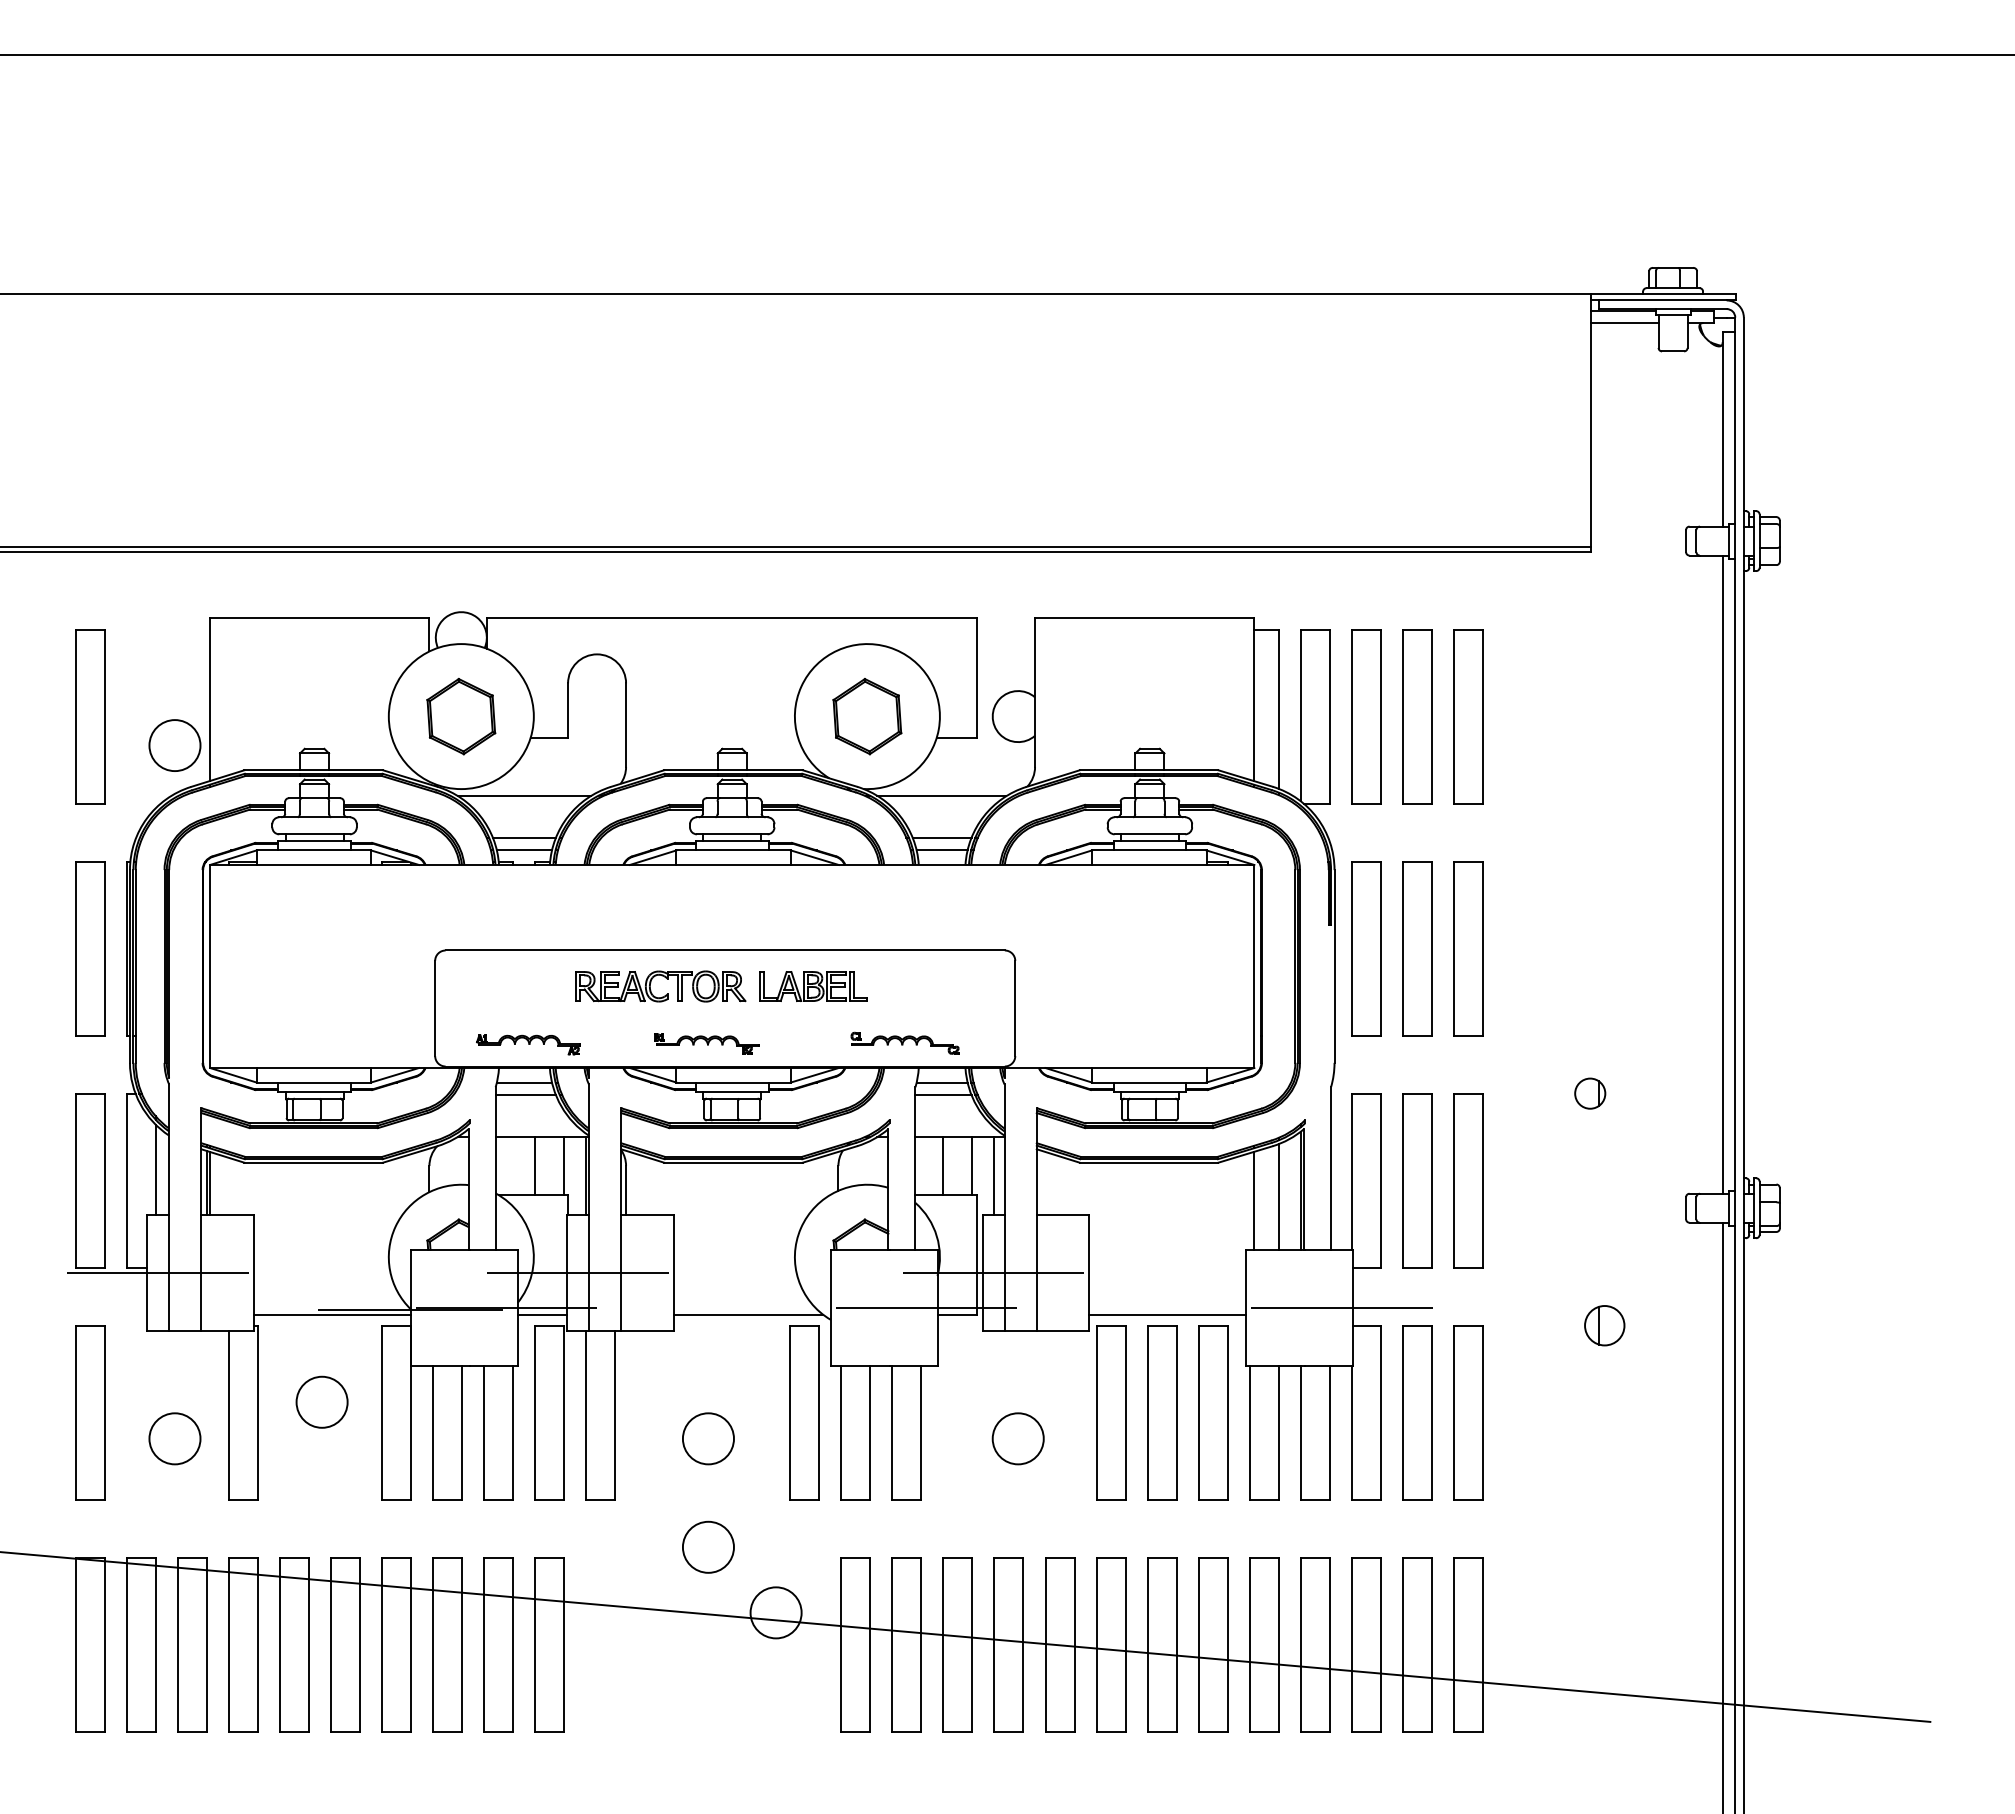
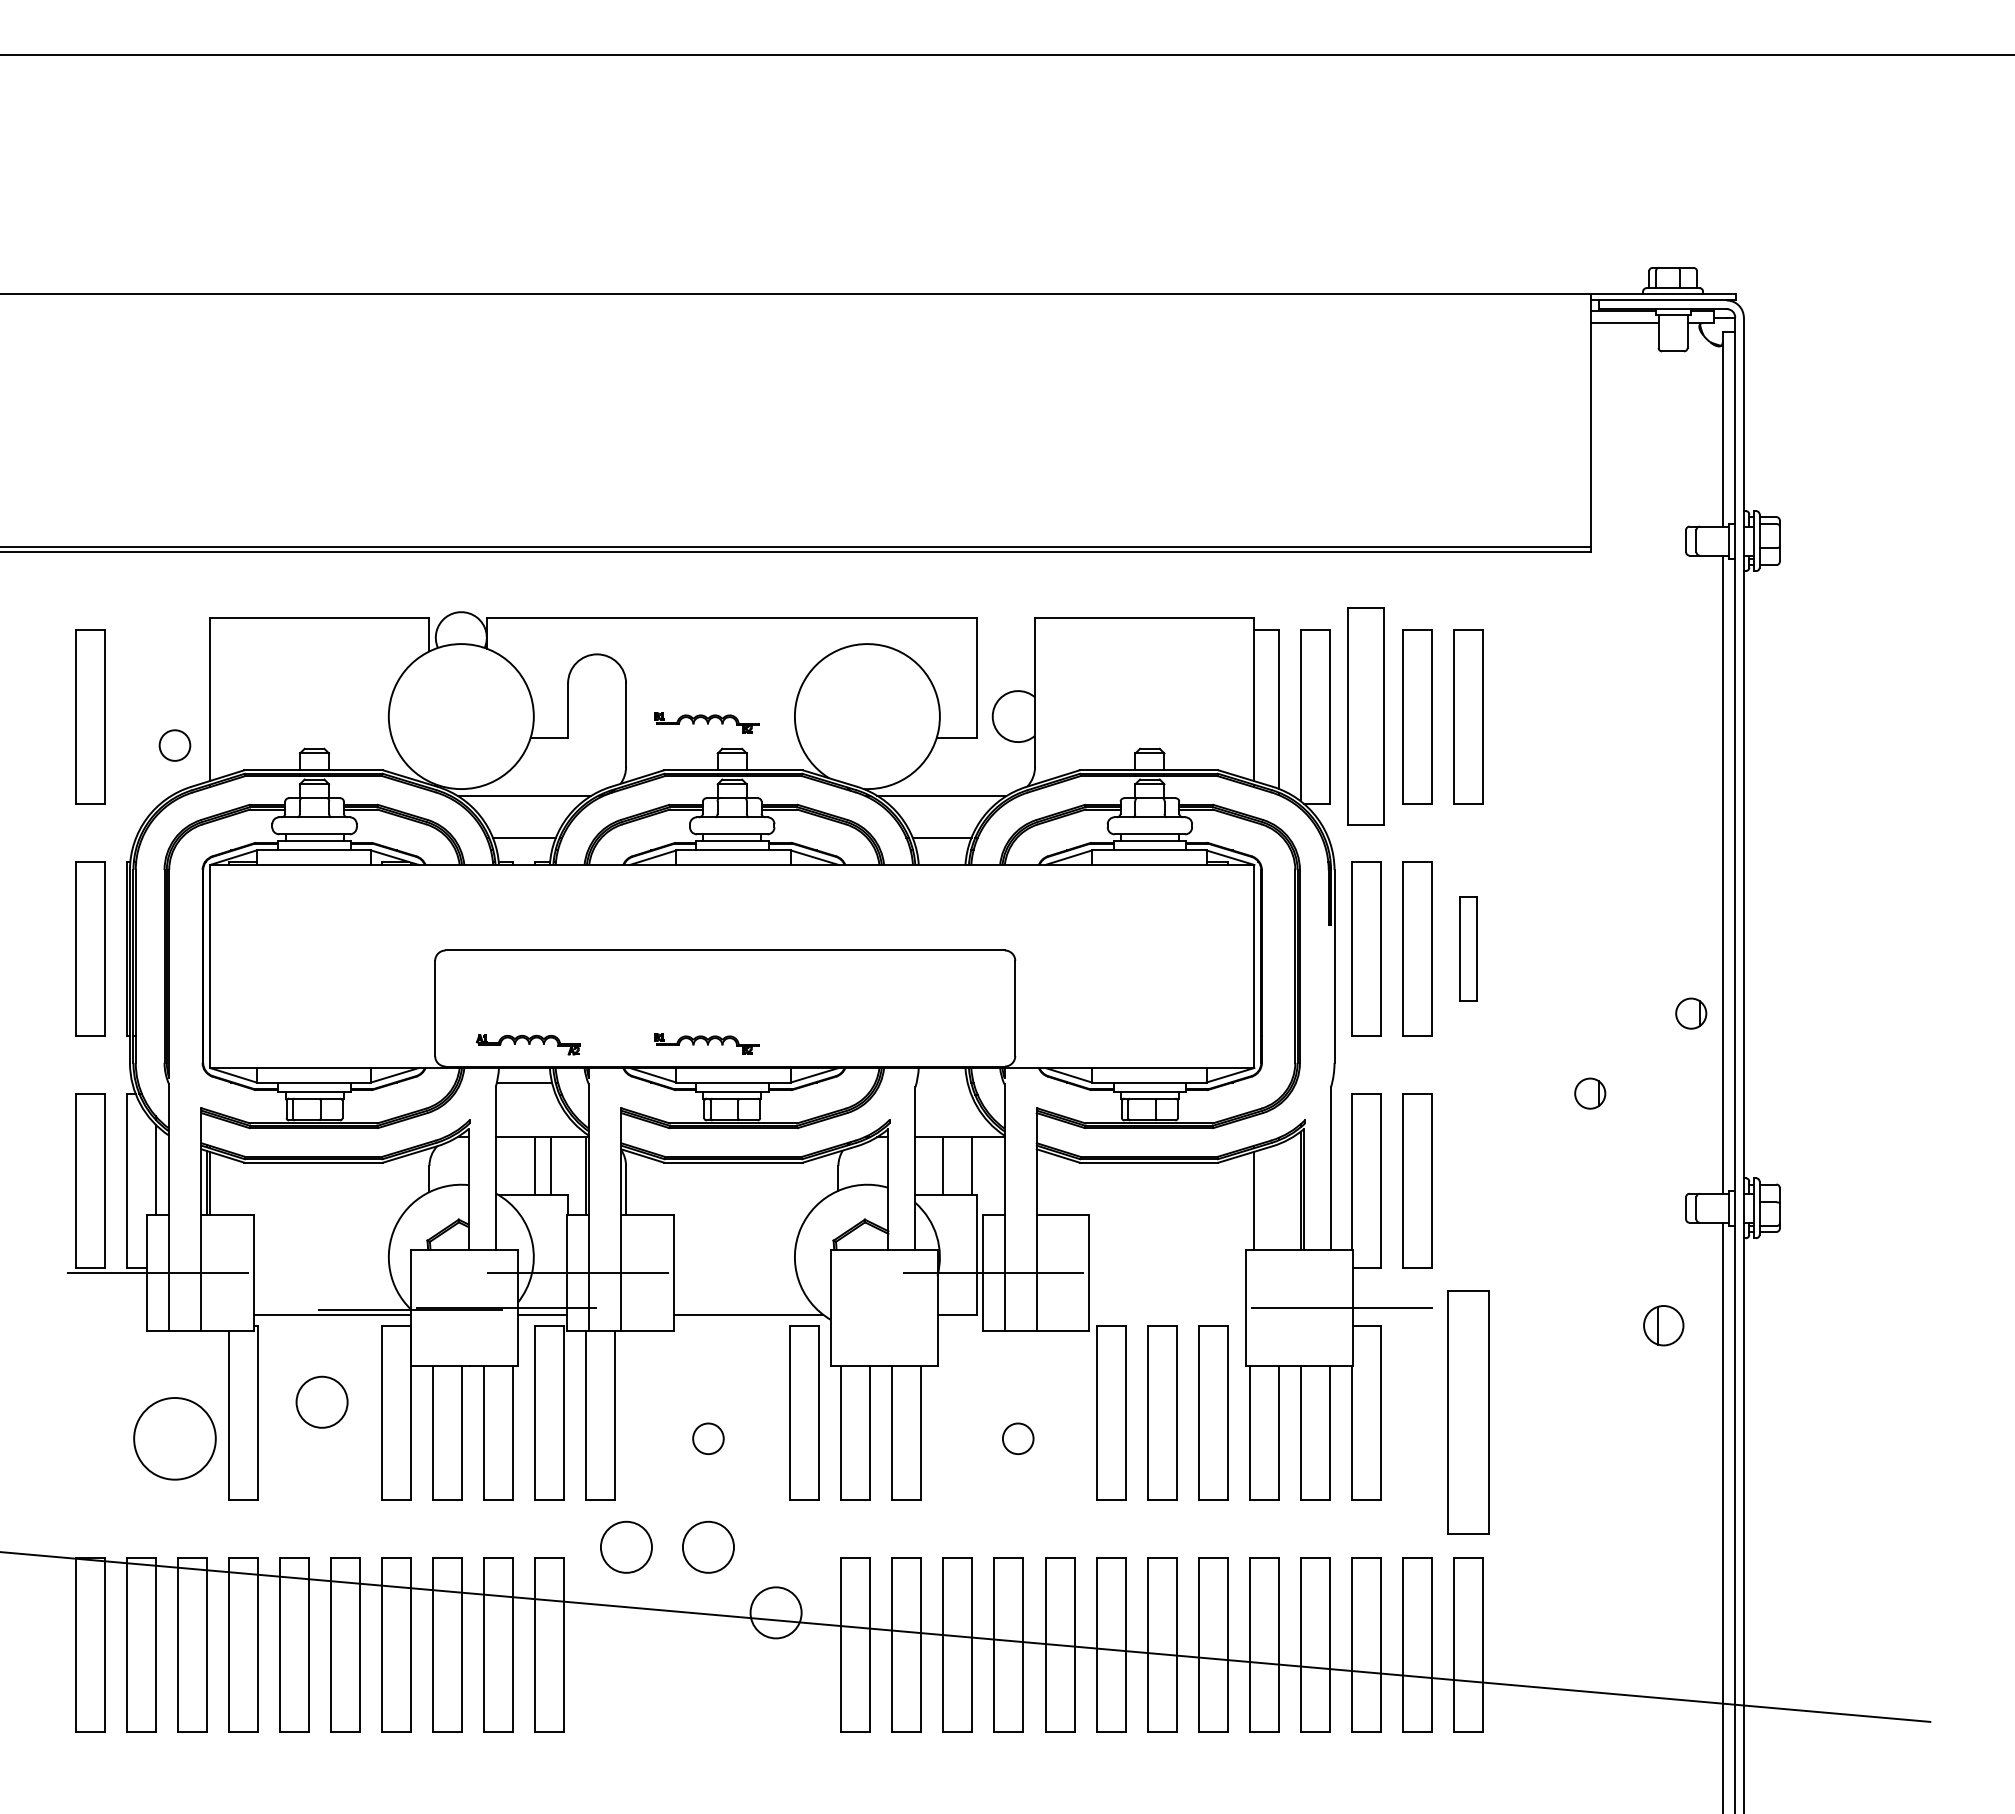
part: present -> none (461, 716)
part: present -> none (867, 716)
part size: 31x176 px -> 38x219 px (1365, 716)
part: none -> present (706, 722)
circle diameter: 51 px -> 31 px (174, 745)
line: present -> none (523, 850)
line: present -> none (941, 850)
part size: 31x176 px -> 19x106 px (1468, 948)
part: present -> none (665, 978)
part: present -> none (813, 986)
part: none -> present (1691, 1013)
part: present -> none (904, 1042)
line: present -> none (941, 1082)
line: present -> none (525, 1095)
line: present -> none (943, 1095)
line position: (564, 1166) -> (551, 1166) (551, 1166)
line: present -> none (994, 1176)
part: present -> none (1468, 1180)
line: present -> none (1278, 1196)
line: present -> none (926, 1307)
line: present -> none (1167, 1314)
part position: (1604, 1325) -> (1663, 1325) (1663, 1325)
part: present -> none (90, 1412)
part: present -> none (1417, 1412)
part size: 31x176 px -> 43x245 px (1468, 1412)
circle diameter: 51 px -> 82 px (174, 1438)
circle diameter: 51 px -> 31 px (708, 1438)
circle diameter: 51 px -> 31 px (1017, 1438)
circle: none -> present (626, 1546)
